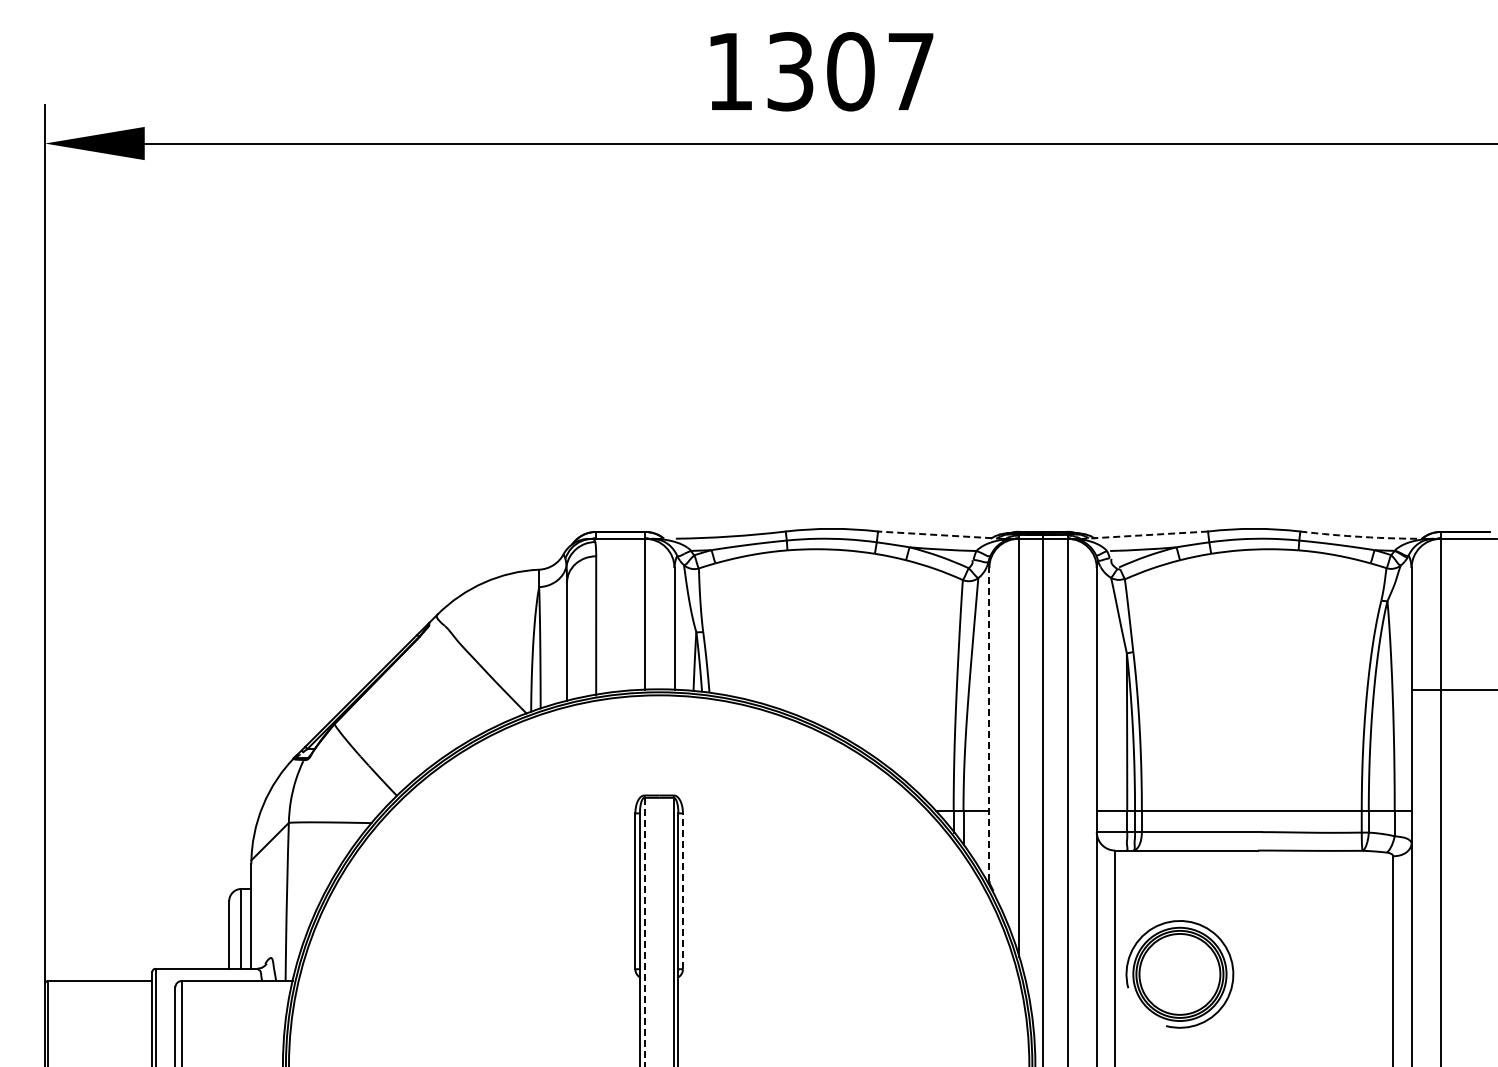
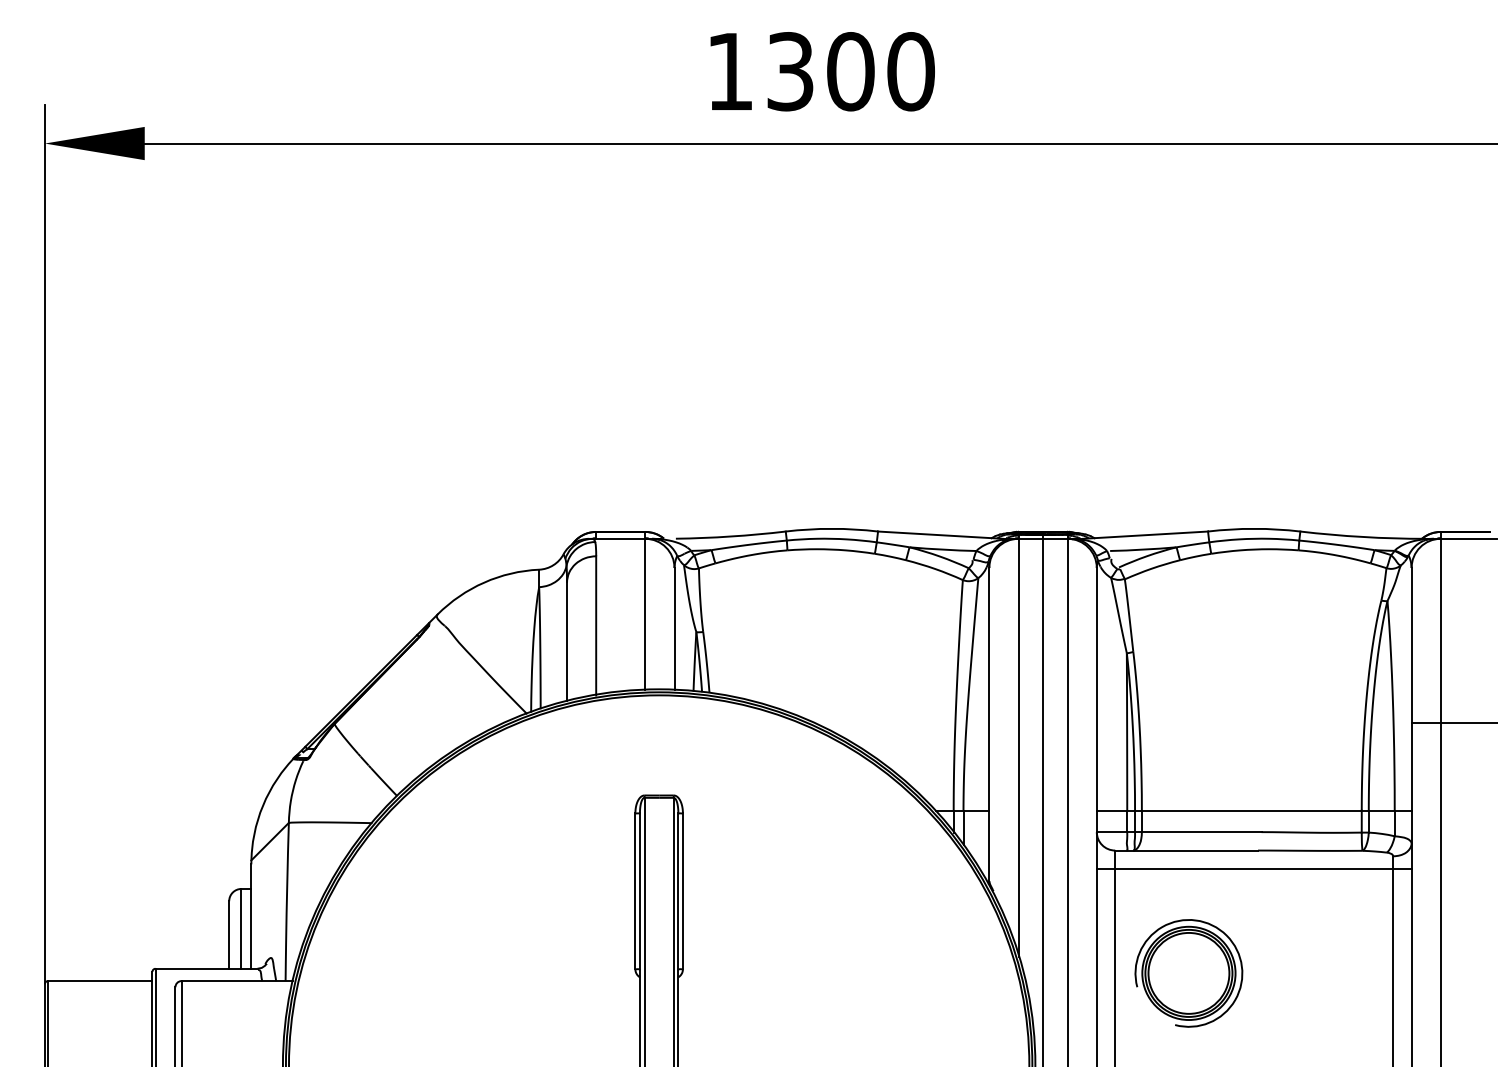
text: 1307 -> 1300 (910, 71)
line: dashed -> solid (940, 535)
line: dashed -> solid (1145, 535)
arc: dashed -> solid (1362, 537)
line position: (1452, 690) -> (1452, 723) (1452, 723)
line: dashed -> solid (989, 724)
line: none -> present (1253, 868)
line: dashed -> solid (682, 891)
line: dashed -> solid (644, 931)
part position: (1179, 974) -> (1188, 973) (1188, 973)
